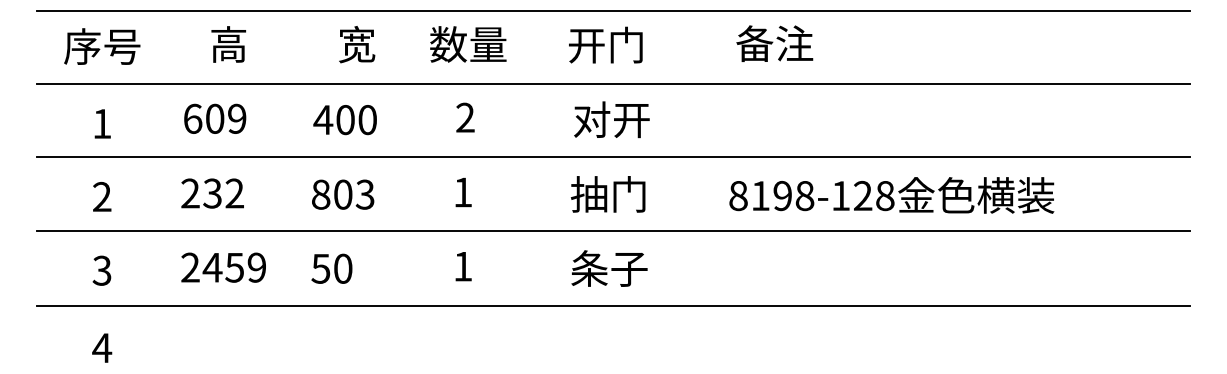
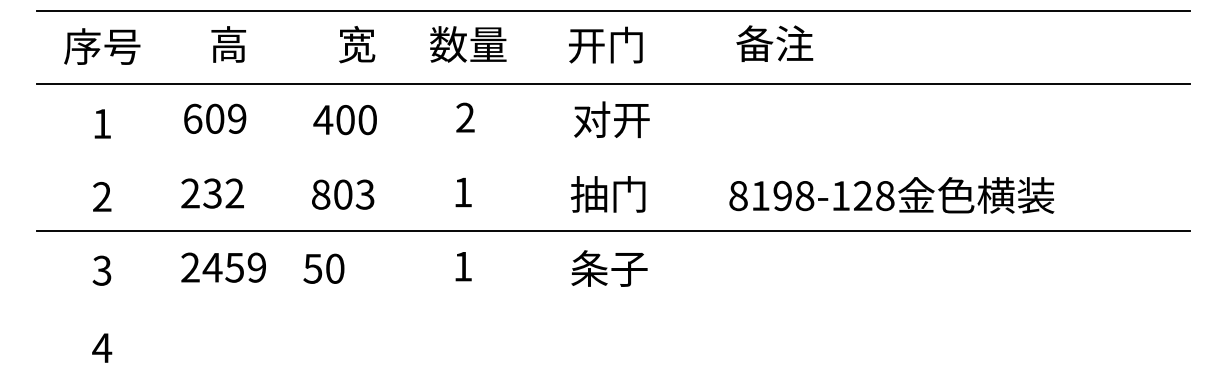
line: present -> none (613, 157)
text position: (331, 268) -> (323, 268) (323, 268)
line: present -> none (613, 305)
